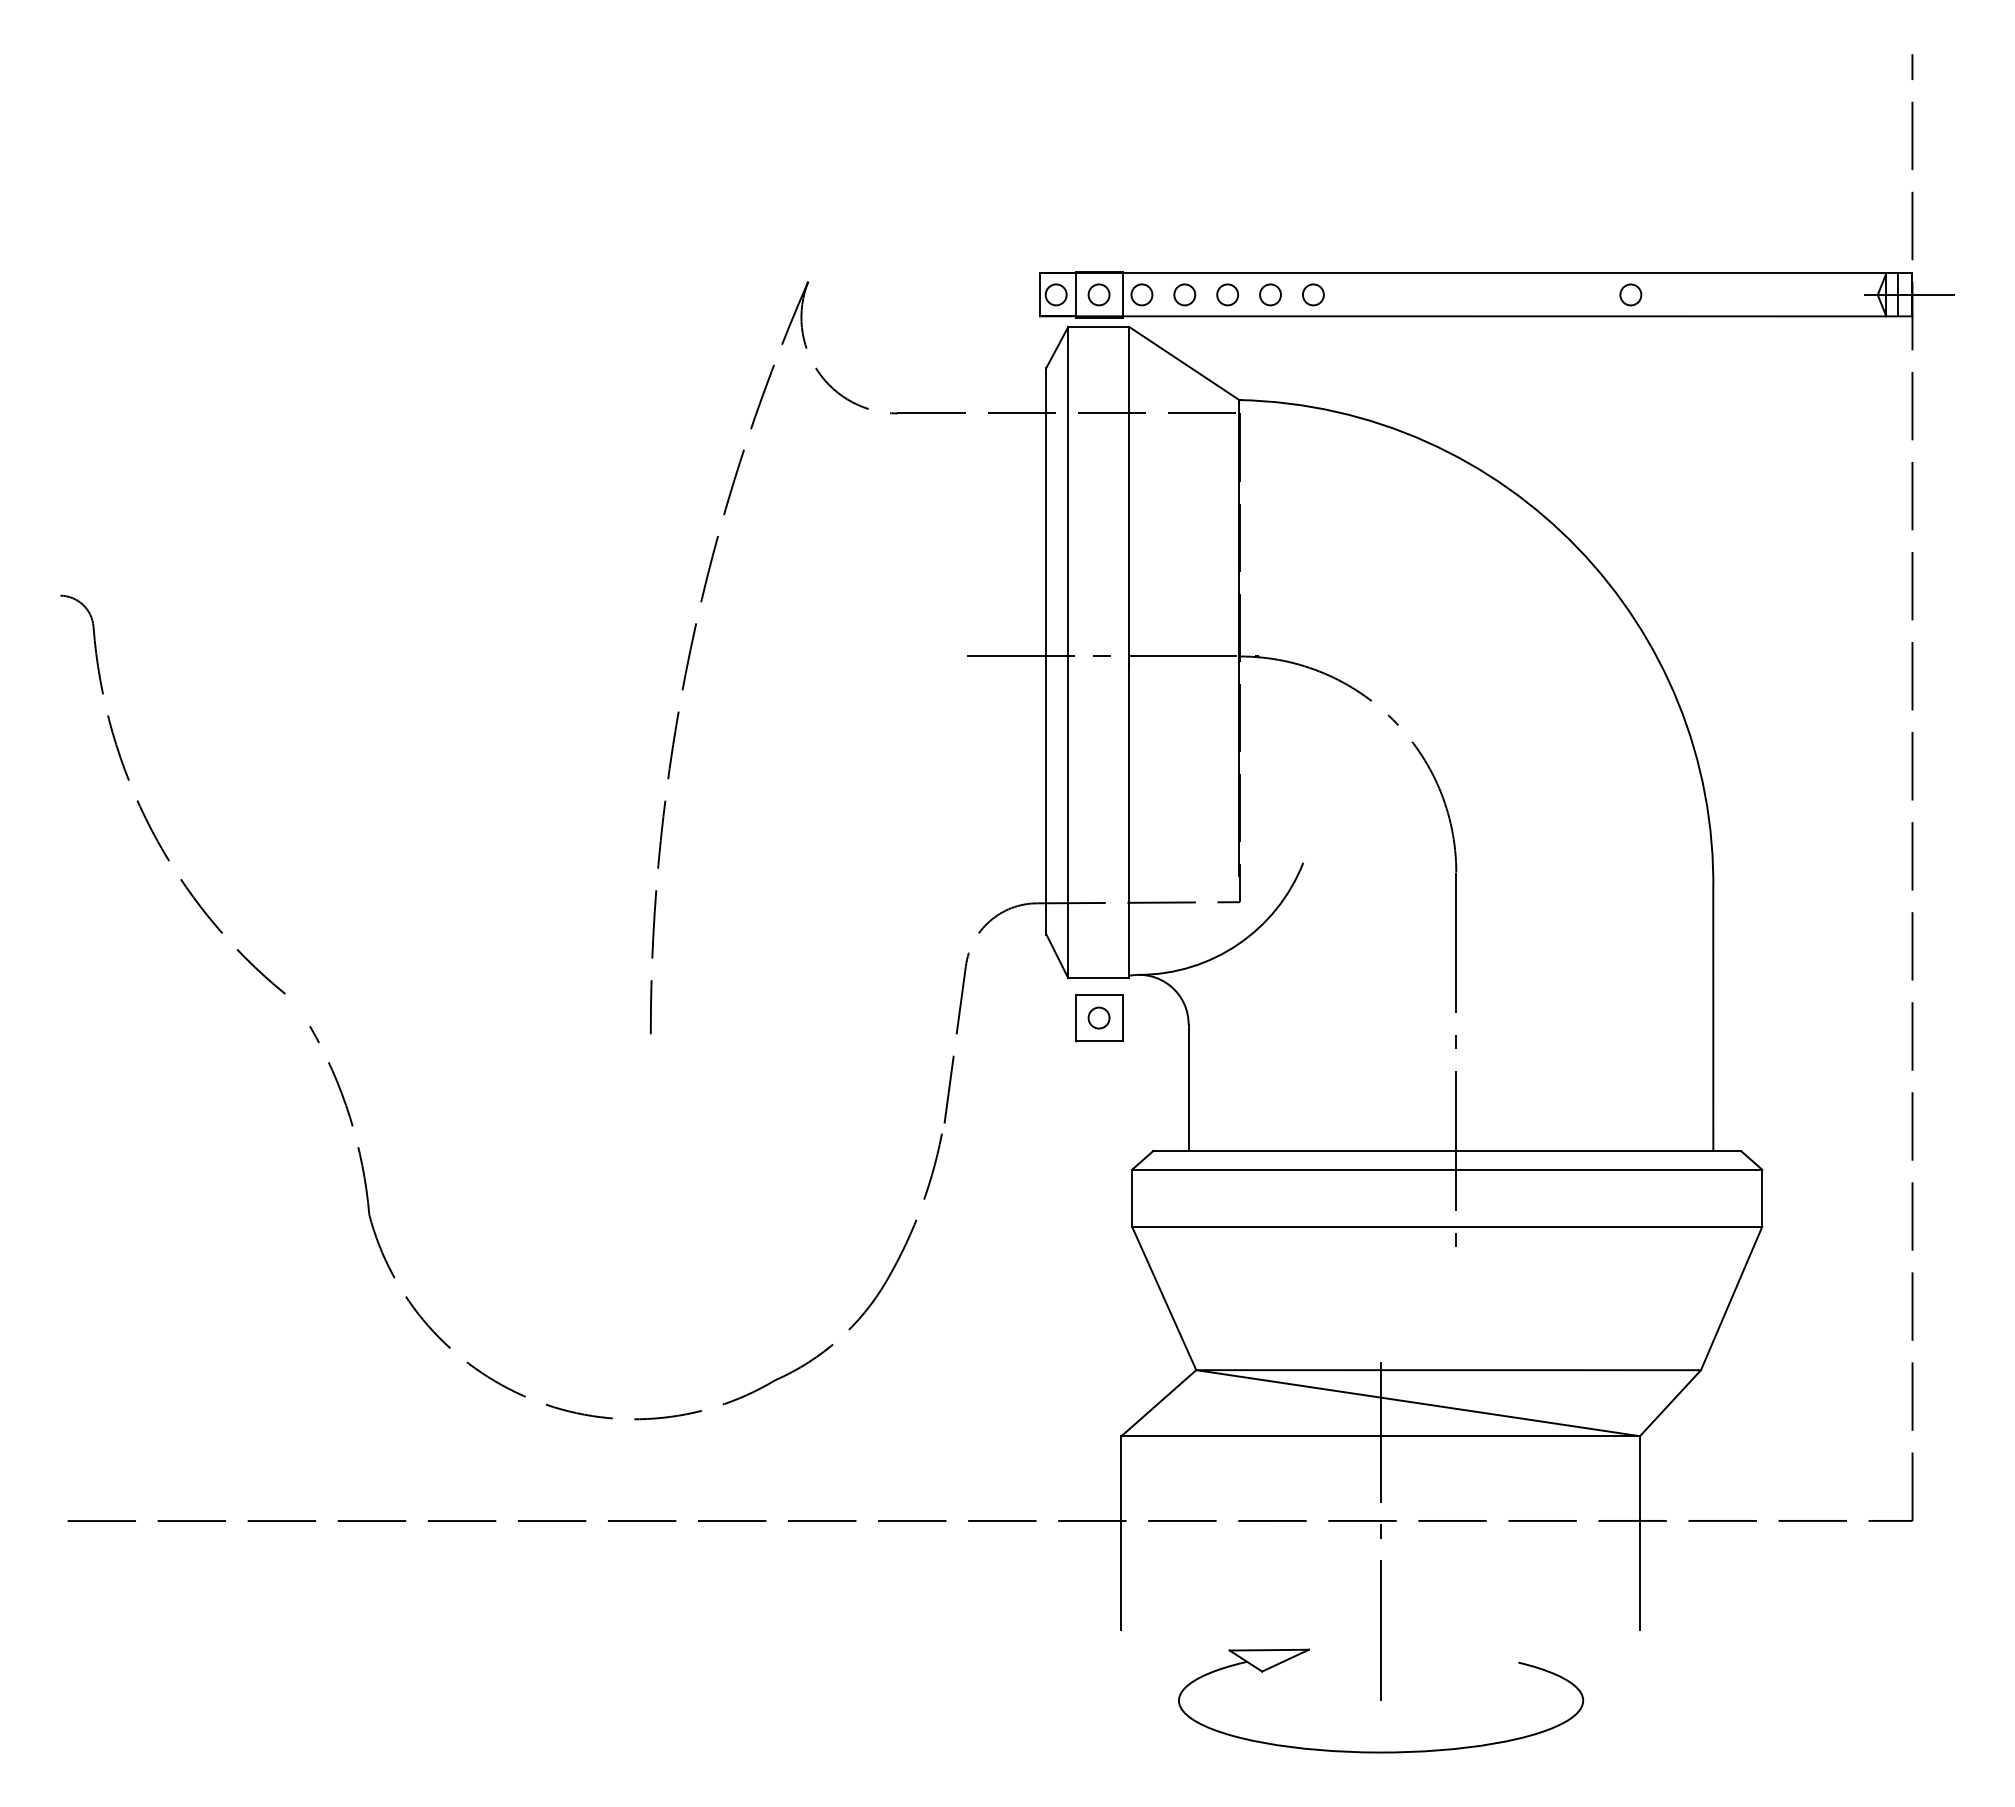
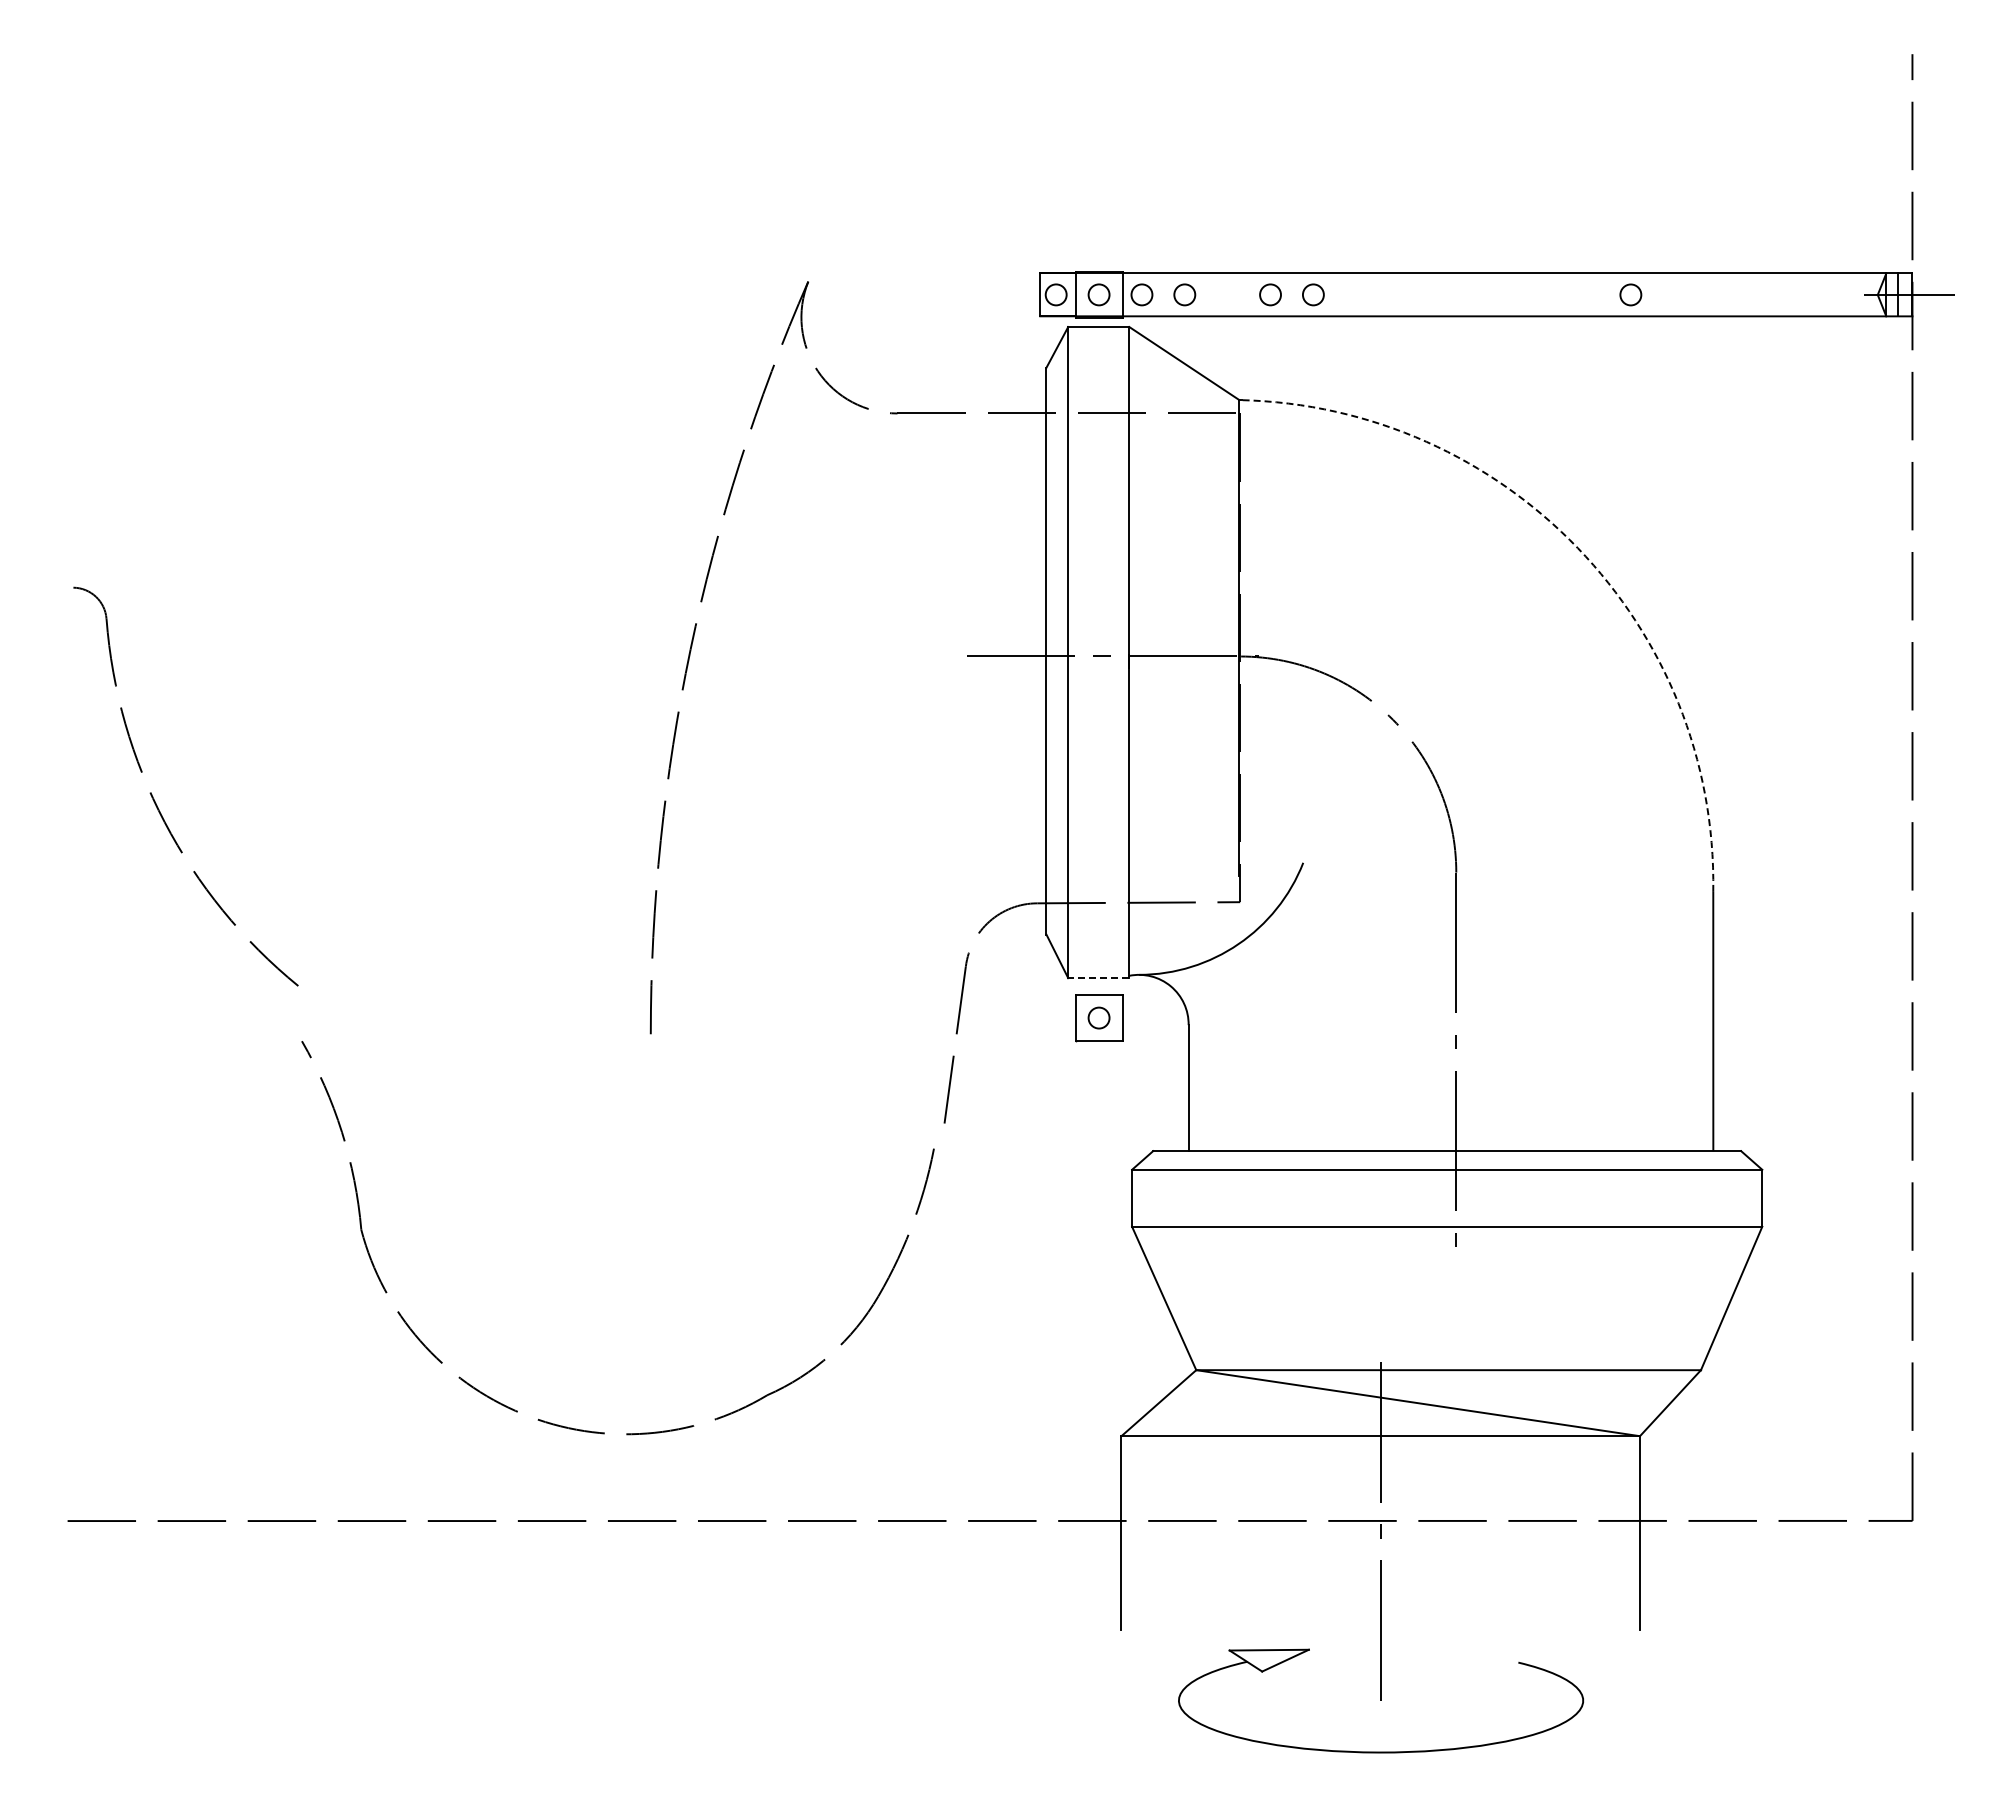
circle: present -> none (1227, 294)
arc: solid -> dashed (1577, 548)
part position: (141, 806) -> (154, 798) (154, 798)
line: solid -> dashed (1098, 978)
part position: (597, 1415) -> (589, 1430) (589, 1430)
